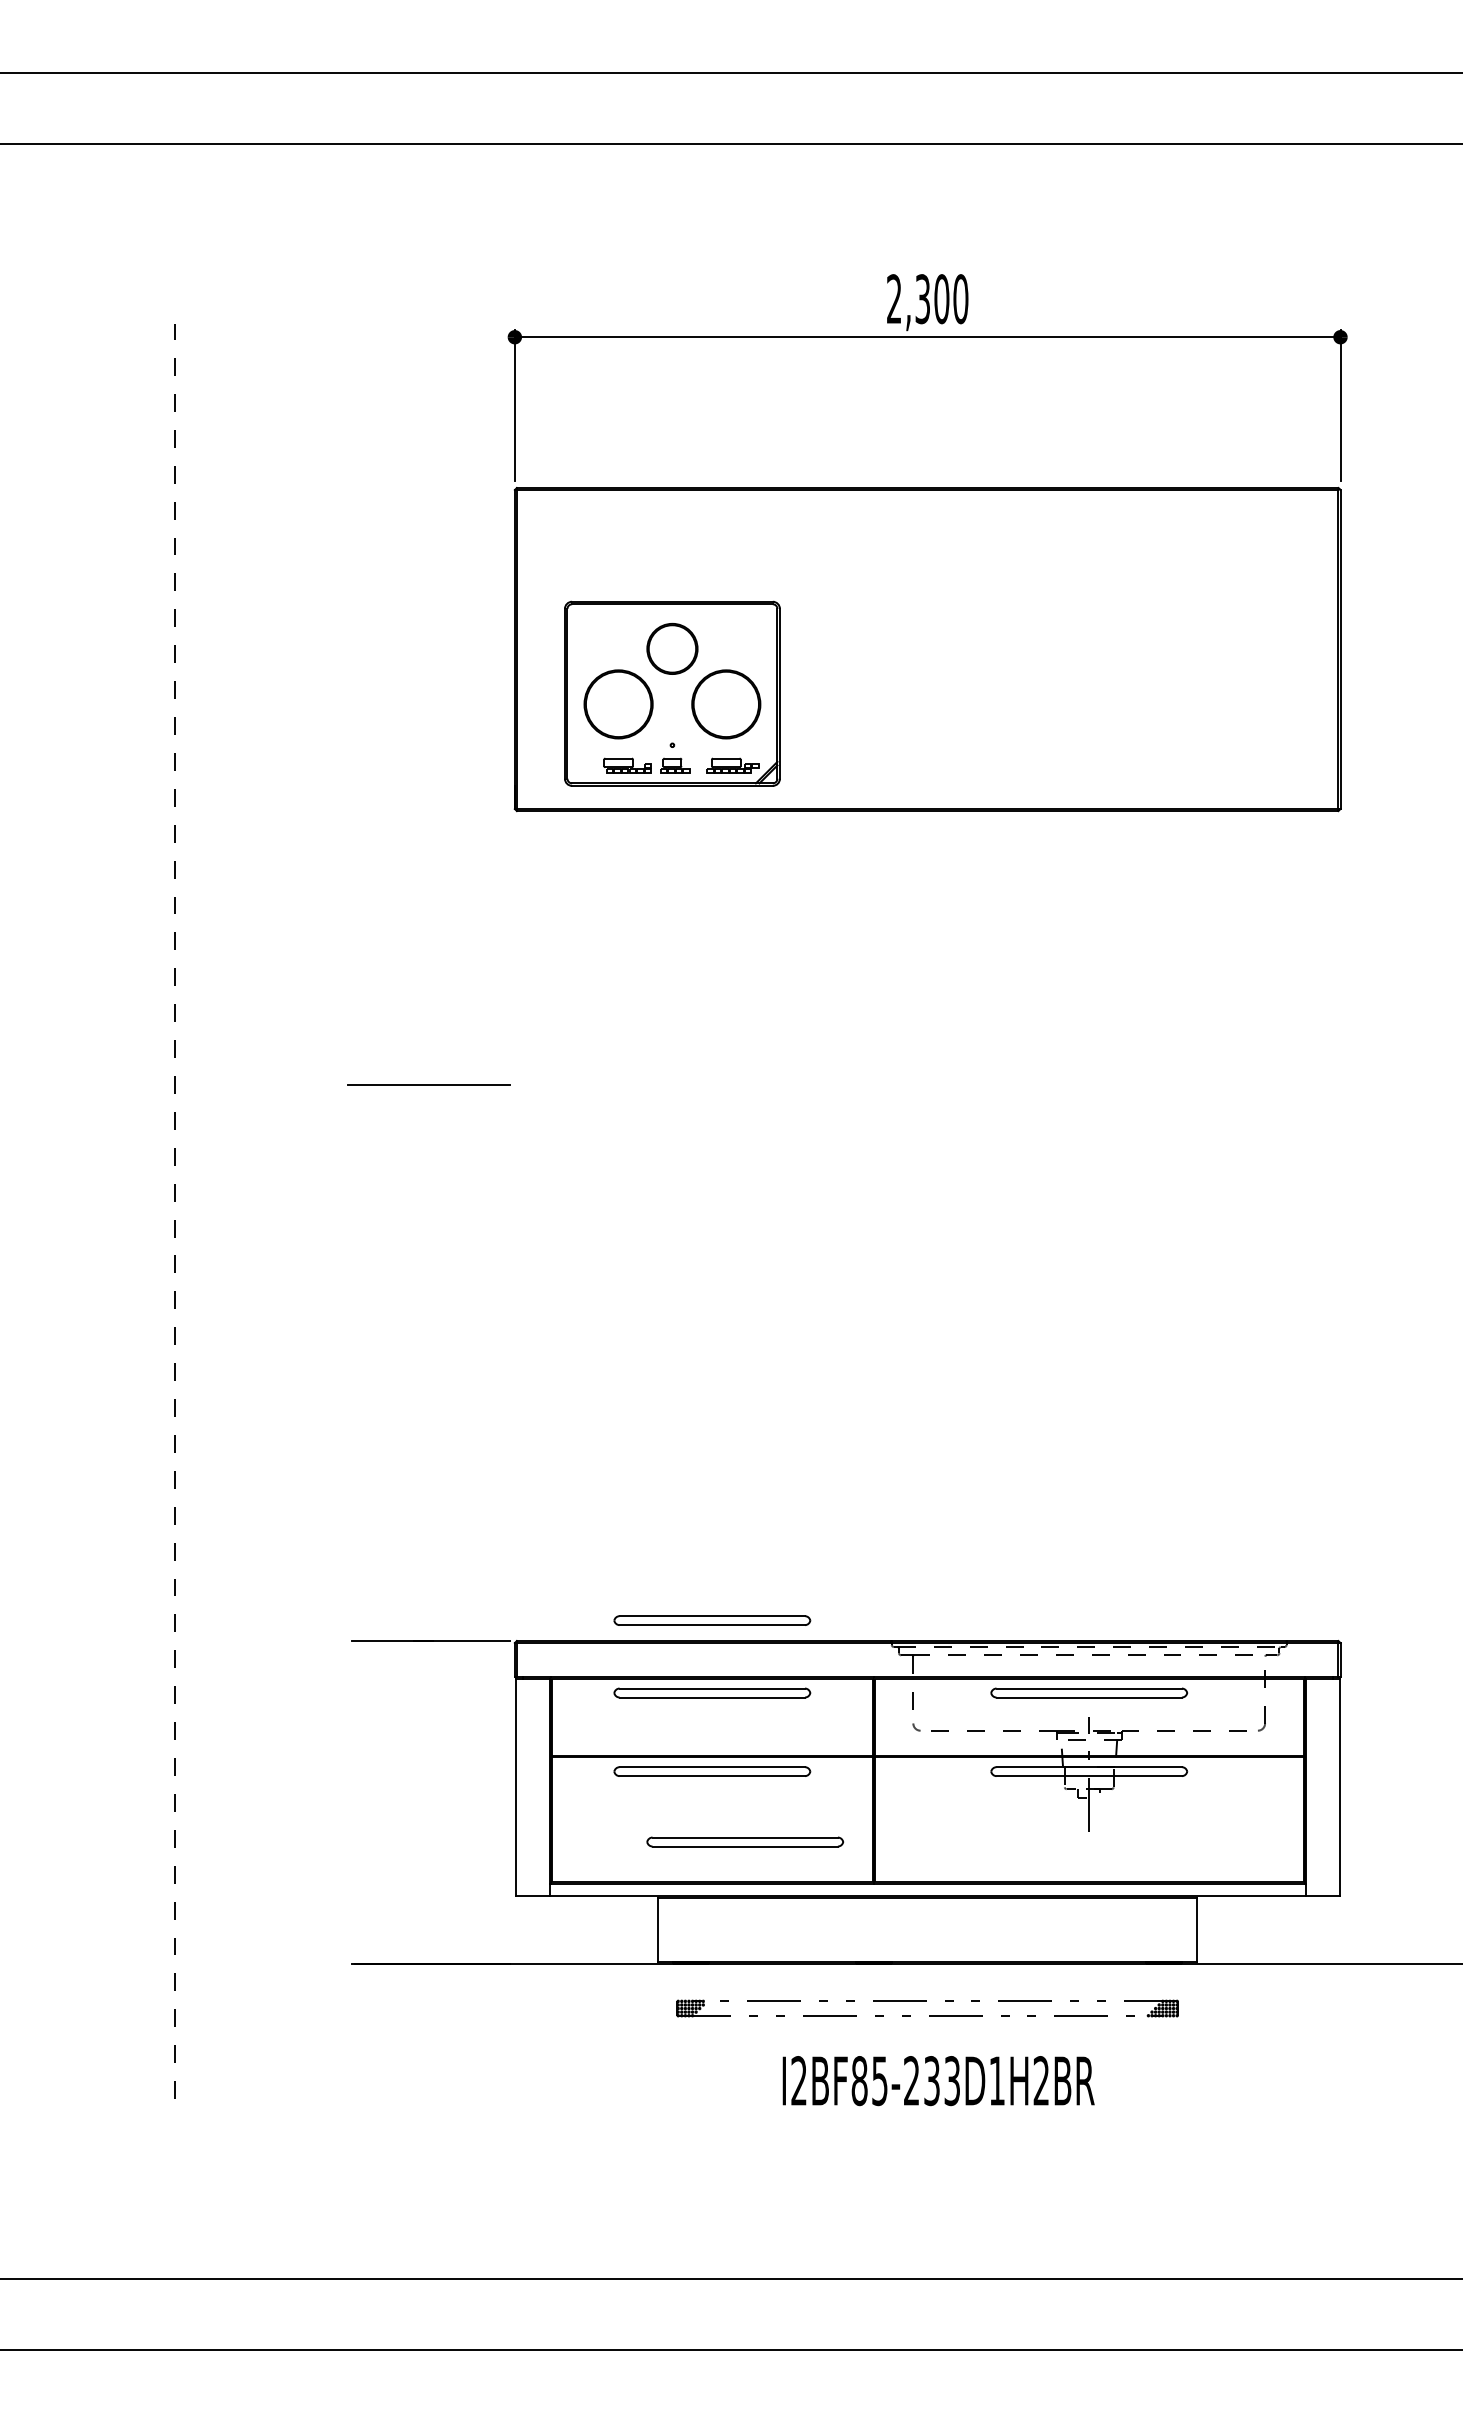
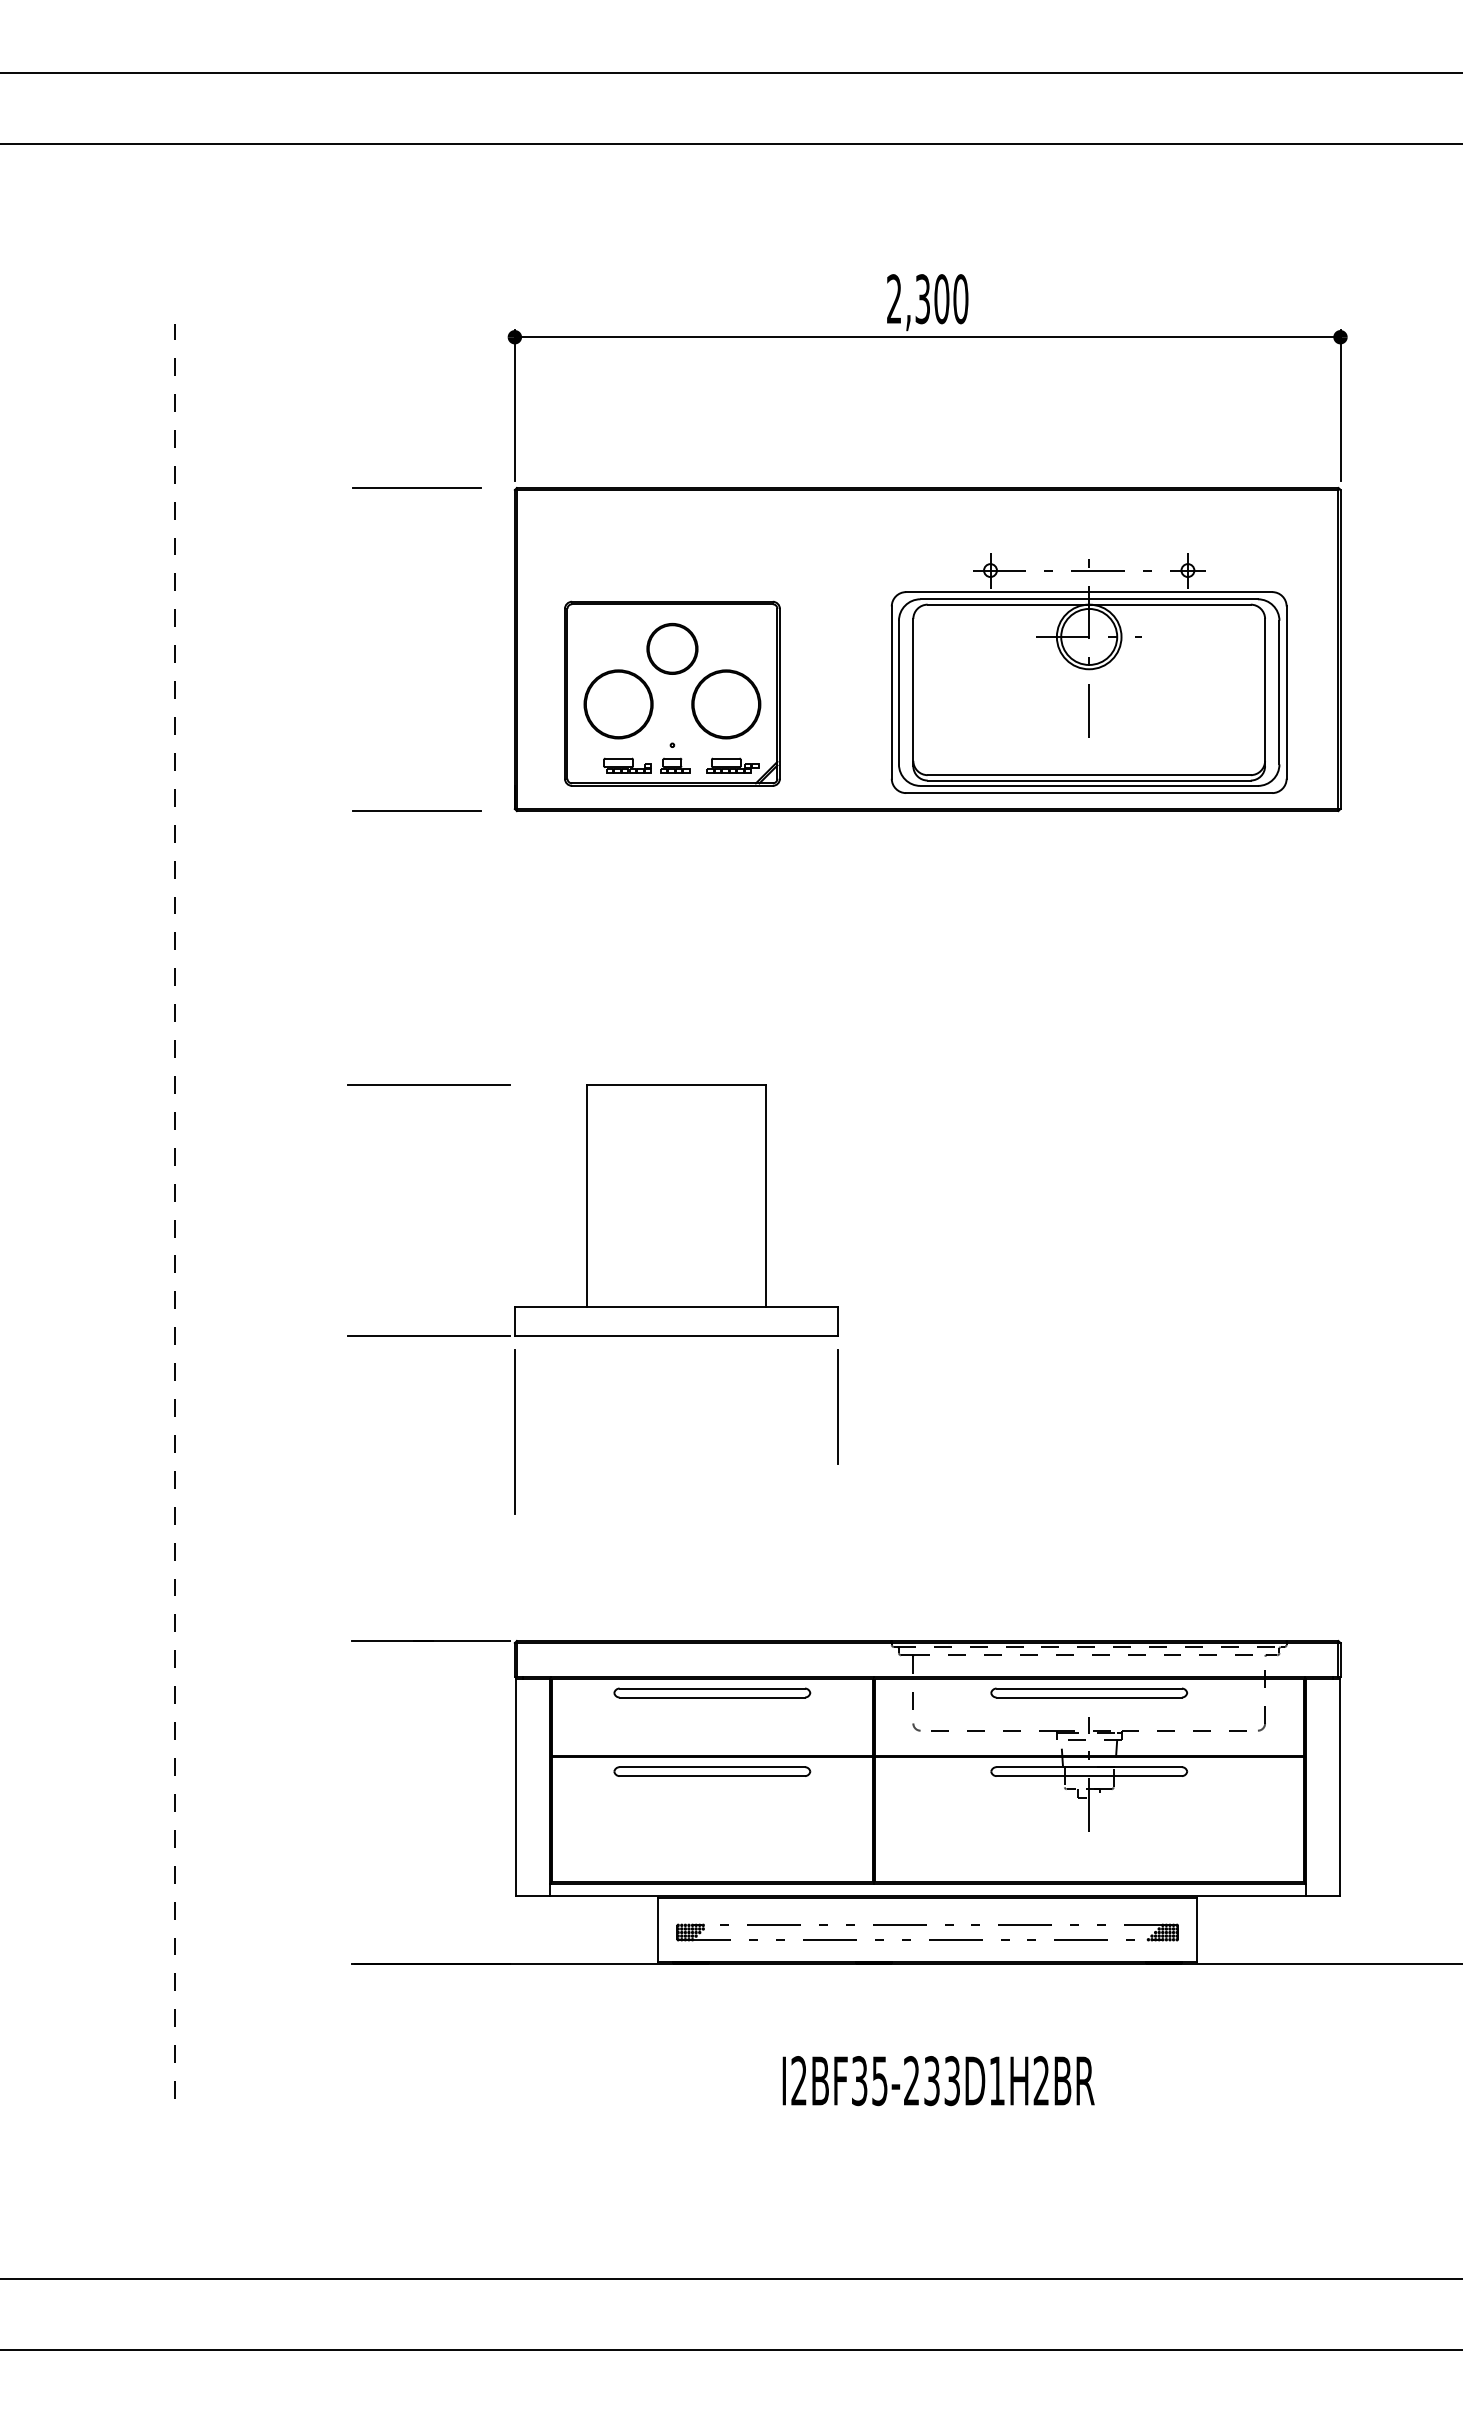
line: none -> present (416, 488)
part: none -> present (1088, 673)
line: none -> present (416, 811)
part: none -> present (592, 1210)
line: none -> present (837, 1407)
line: none -> present (514, 1431)
part: present -> none (712, 1620)
part: present -> none (745, 1841)
part position: (926, 2001) -> (926, 1925) (926, 1925)
text: I2BF85-233D1H2BR -> I2BF35-233D1H2BR (859, 2081)
